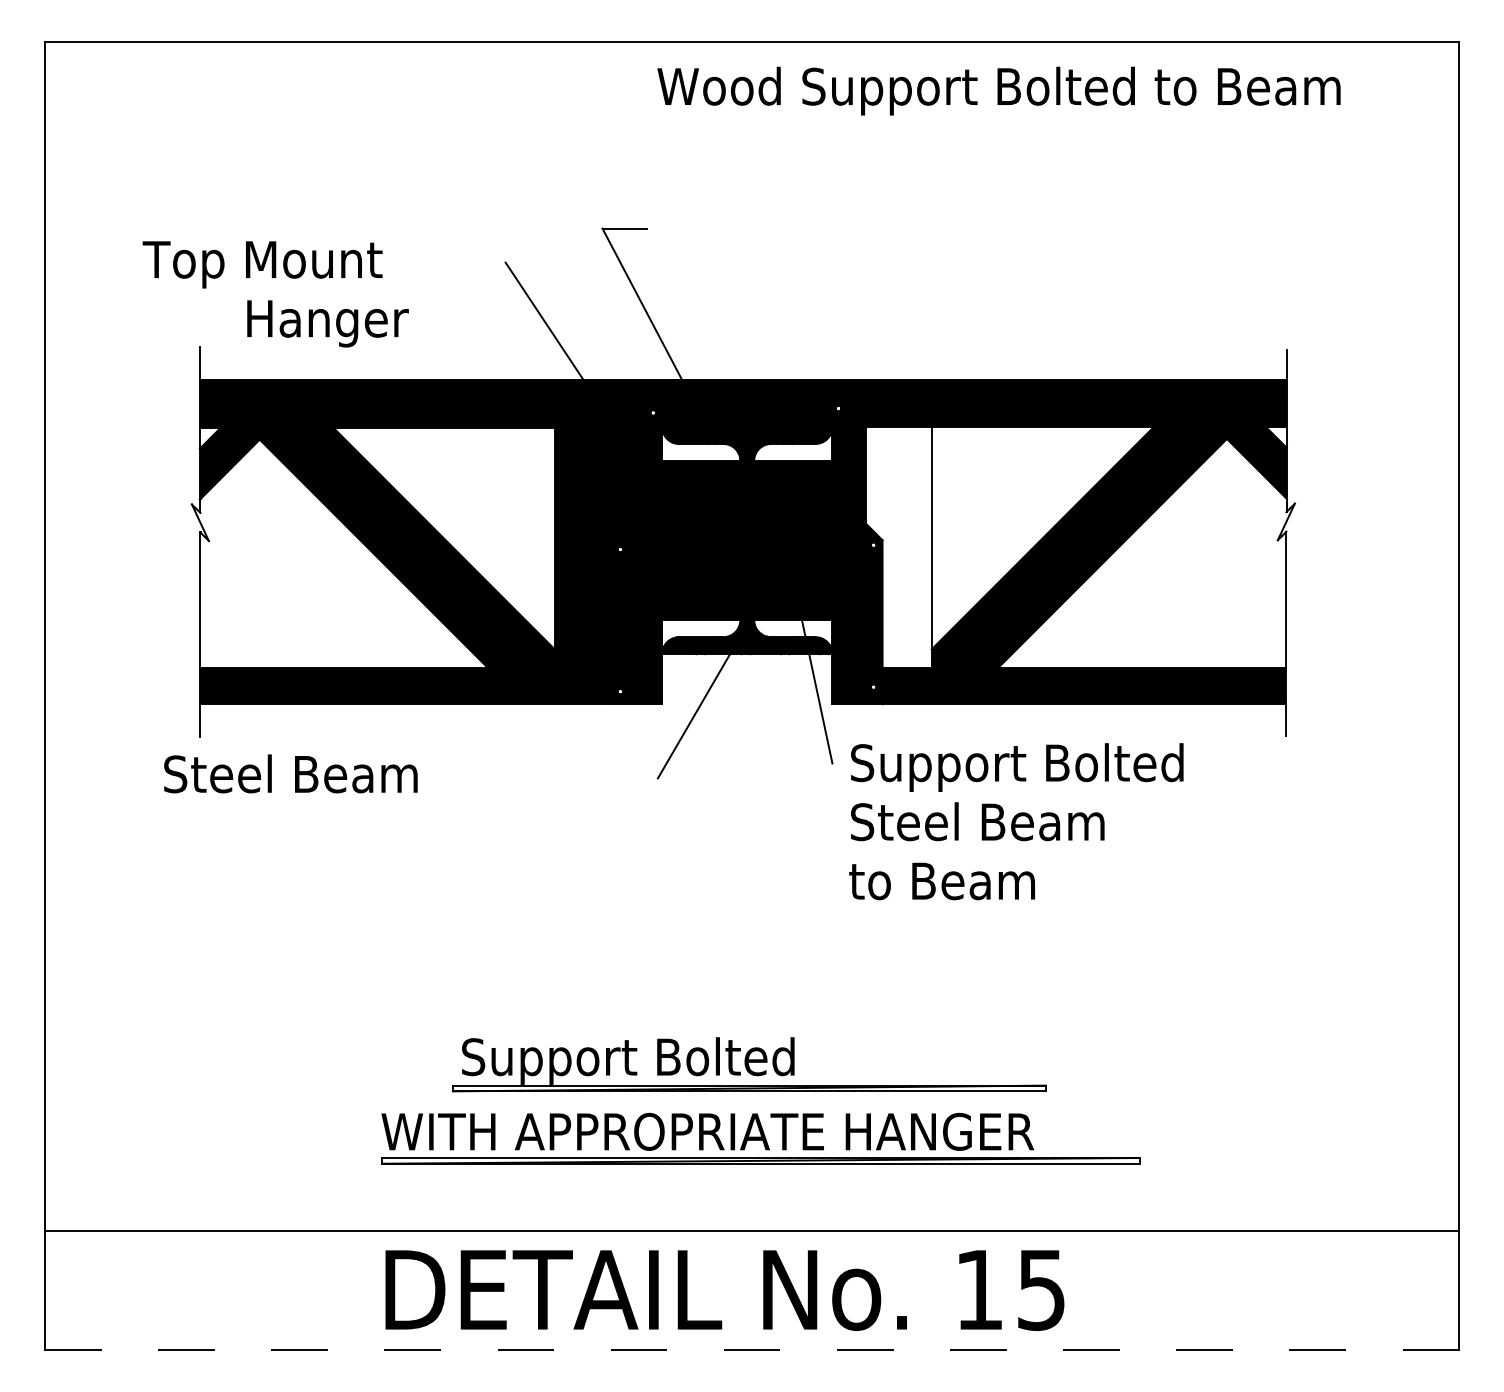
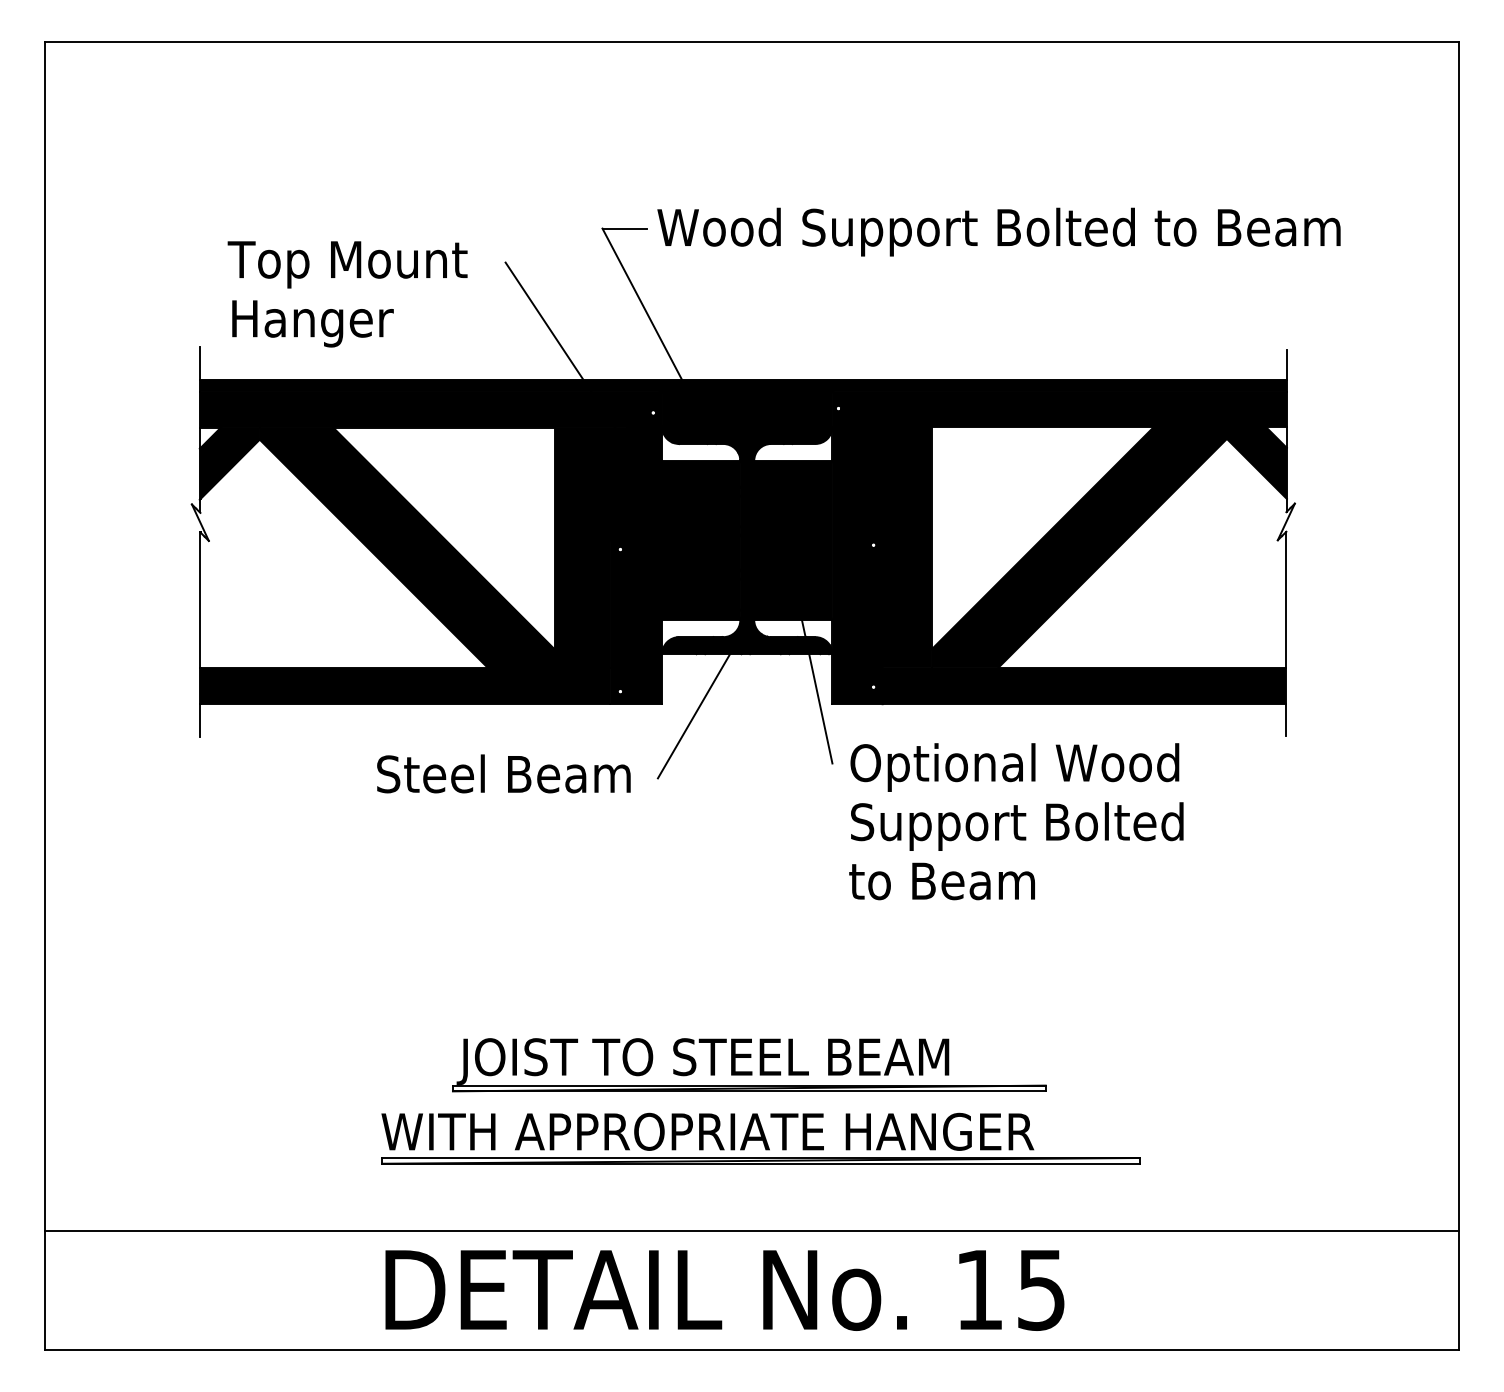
text position: (998, 90) -> (998, 231) (998, 231)
text position: (262, 264) -> (347, 264) (347, 264)
text position: (327, 323) -> (312, 323) (312, 323)
fill: none -> present (898, 546)
text: Support Bolted -> Optional Wood (1016, 767)
text position: (290, 773) -> (503, 773) (503, 773)
text: Steel Beam -> Support Bolted (1030, 826)
text: Support Bolted -> JOIST TO STEEL BEAM (702, 1060)
line: dashed -> solid (751, 1350)
